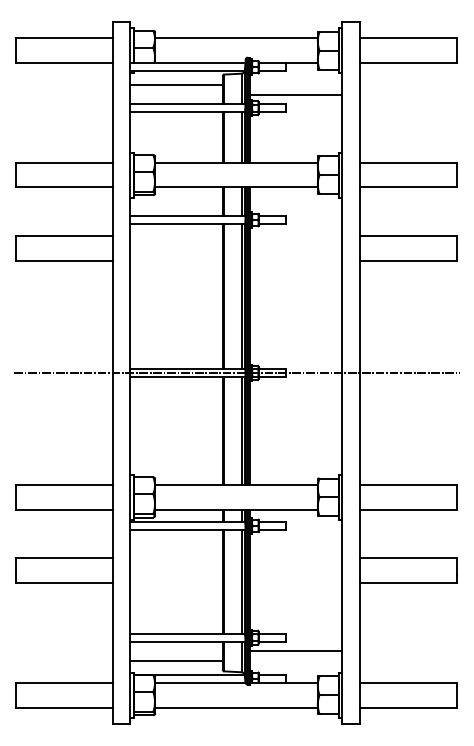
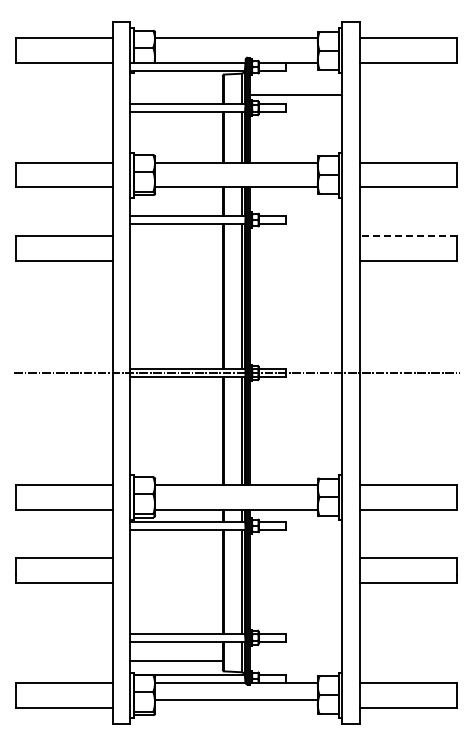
line: present -> none (176, 84)
line: solid -> dashed (408, 236)
line: present -> none (296, 650)
line position: (236, 707) -> (236, 699) (236, 699)
